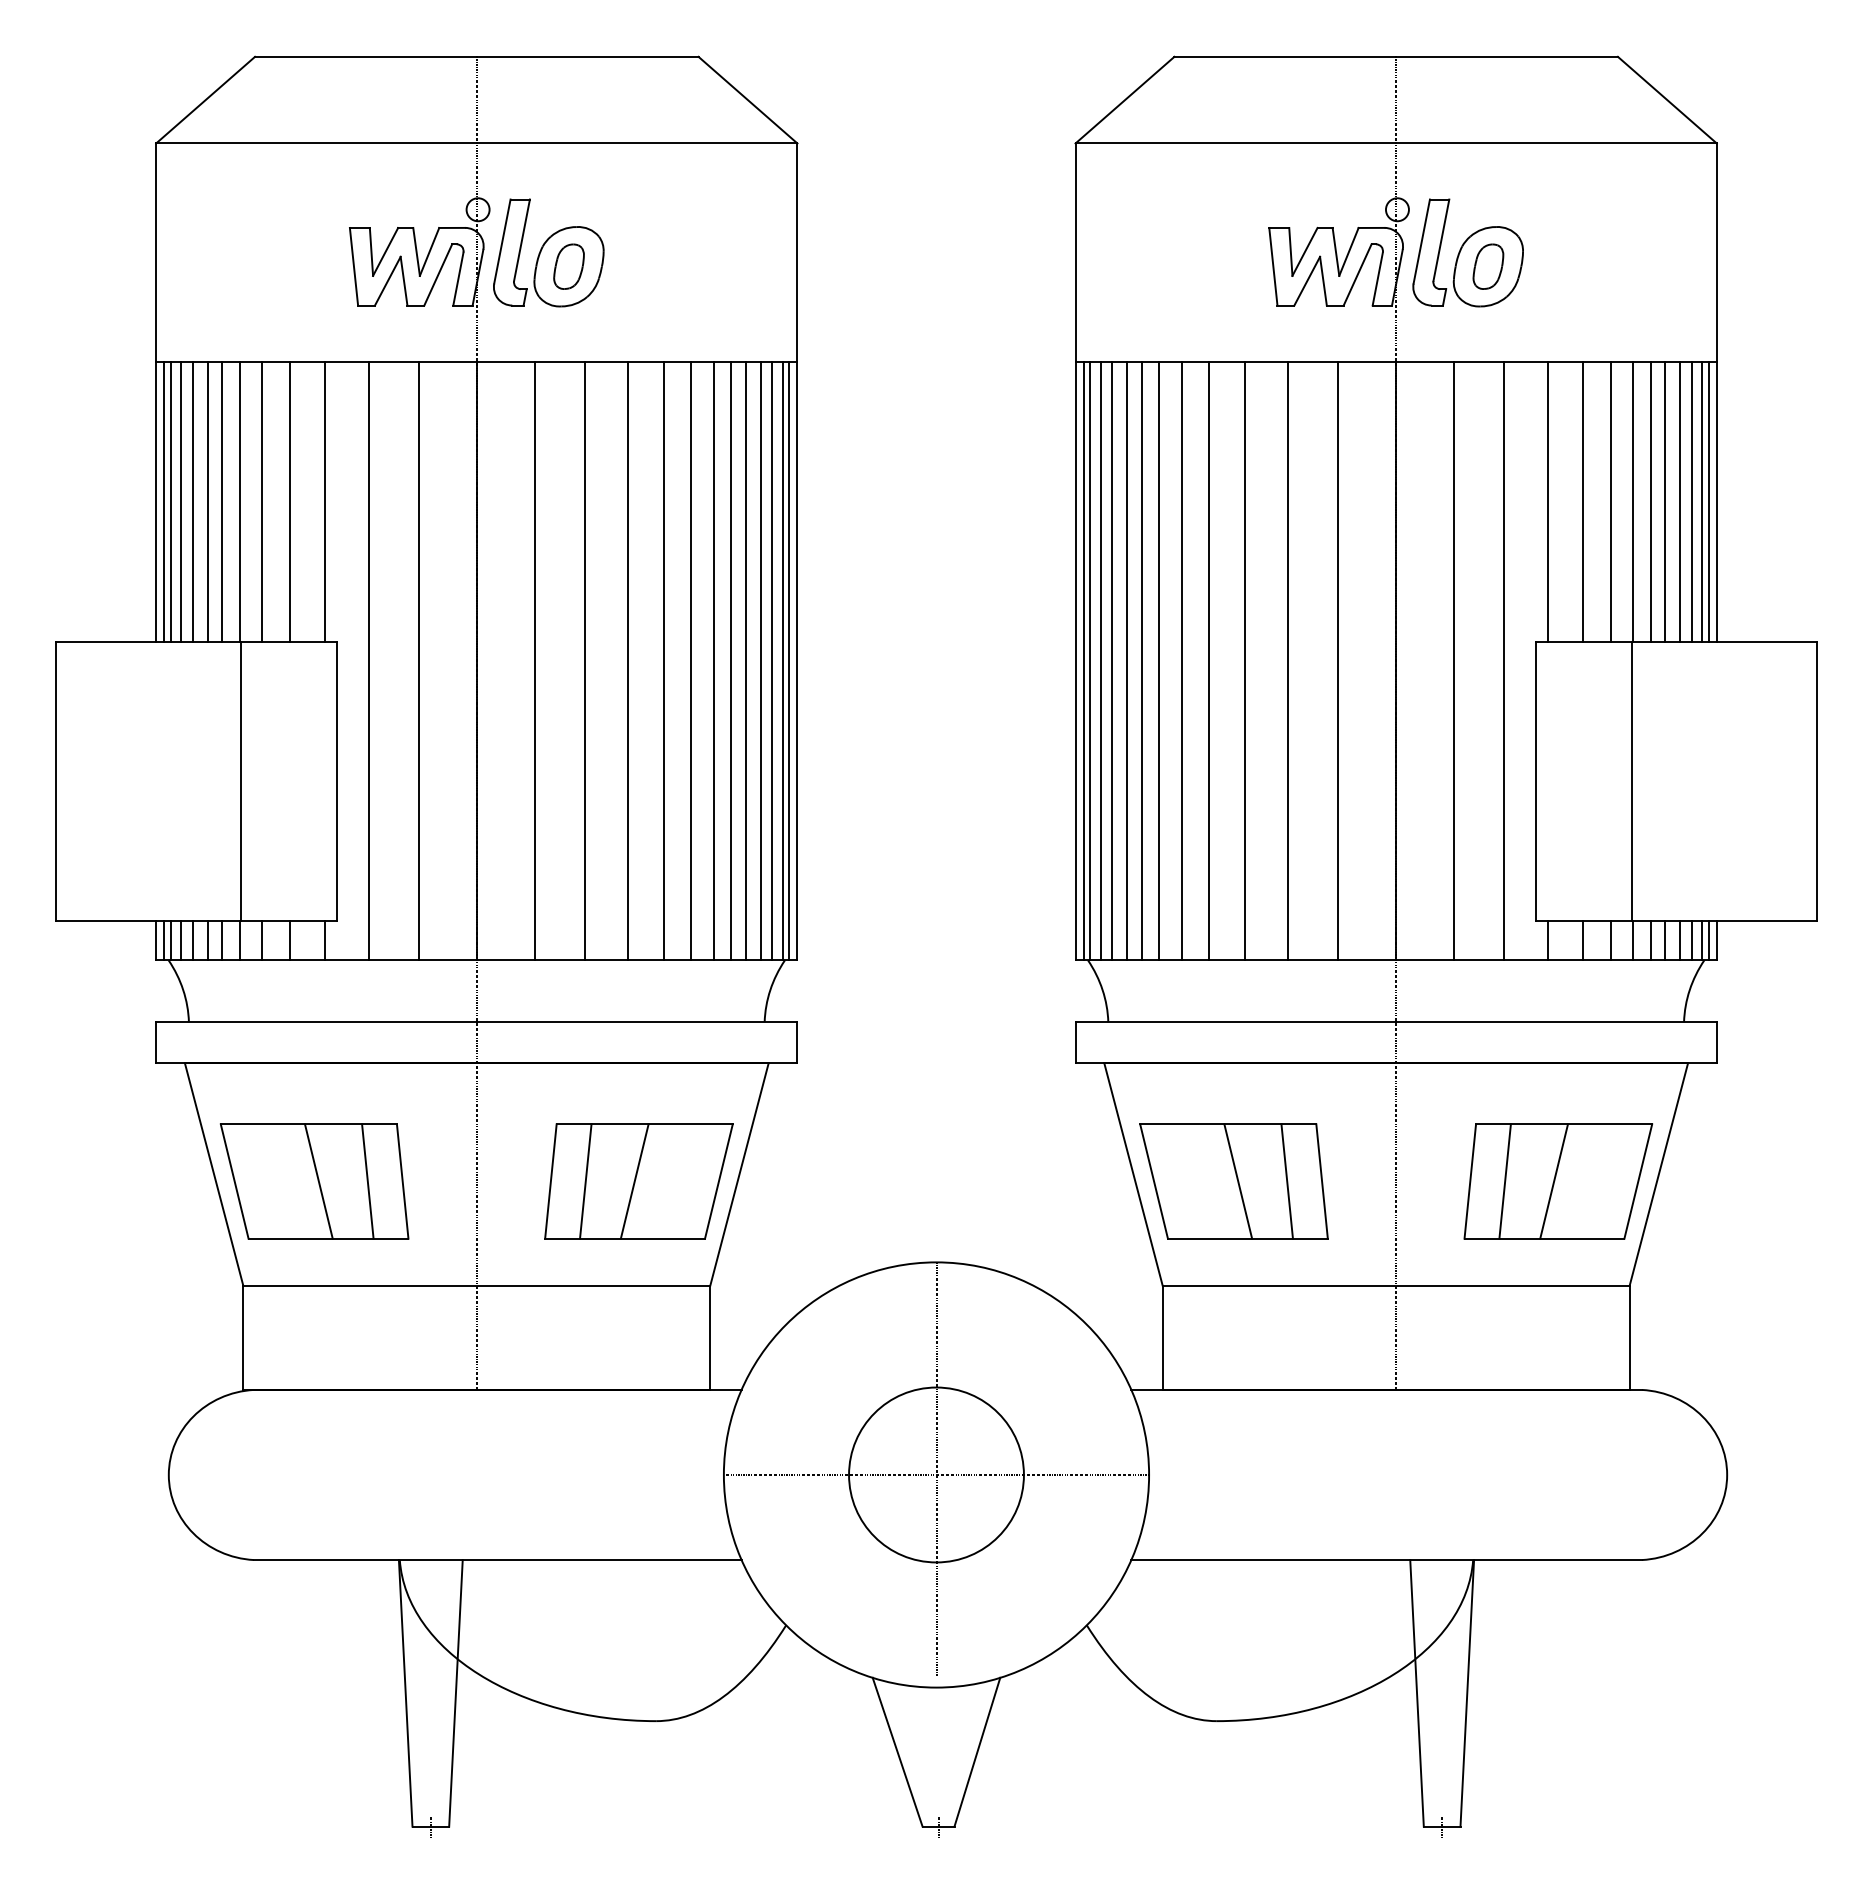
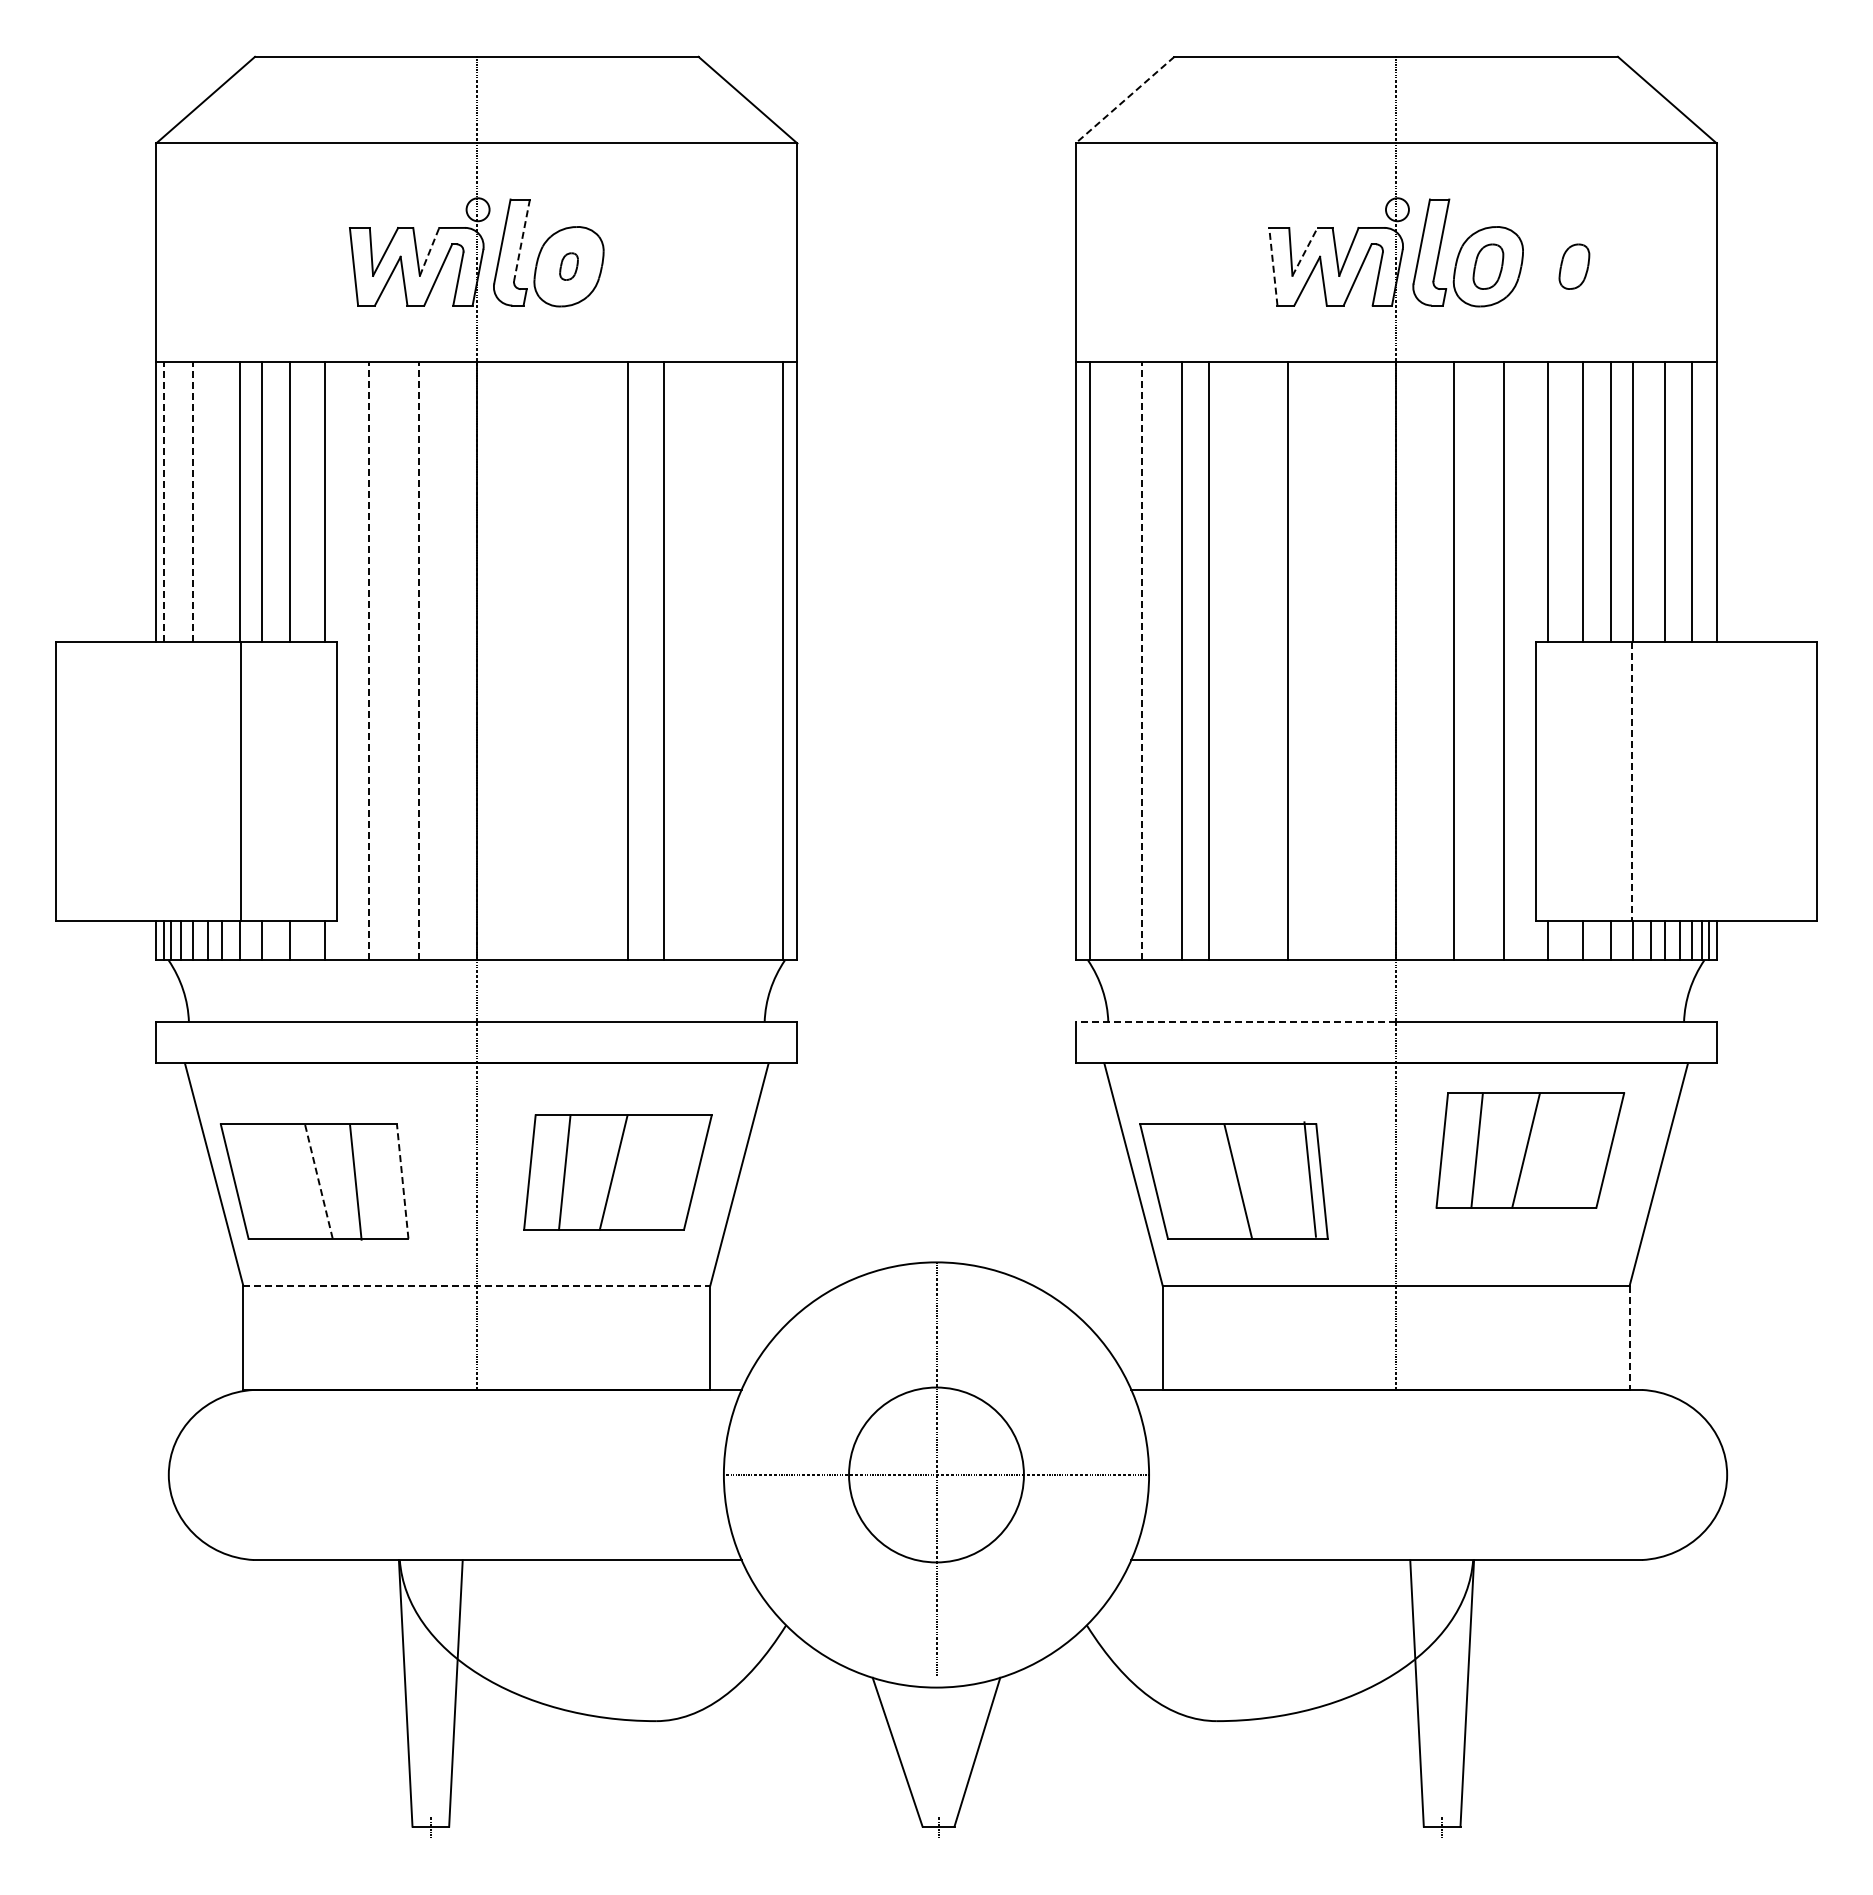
line: solid -> dashed (1124, 100)
line: solid -> dashed (521, 240)
line: solid -> dashed (429, 251)
line: solid -> dashed (1305, 251)
part size: 32x47 px -> 20x29 px (568, 266)
line: solid -> dashed (1273, 266)
part: none -> present (1574, 266)
line: solid -> dashed (164, 501)
line: present -> none (170, 501)
line: present -> none (181, 501)
line: solid -> dashed (192, 501)
line: present -> none (207, 501)
line: present -> none (222, 501)
line: present -> none (1650, 501)
line: present -> none (1680, 501)
line: present -> none (1702, 501)
line: present -> none (1708, 501)
line: solid -> dashed (368, 660)
line: solid -> dashed (418, 660)
line: present -> none (534, 660)
line: present -> none (691, 660)
line: present -> none (713, 660)
line: present -> none (731, 660)
line: present -> none (745, 660)
line: present -> none (761, 660)
line: present -> none (772, 660)
line: present -> none (789, 660)
line: present -> none (1083, 660)
line: present -> none (1100, 660)
line: present -> none (1111, 660)
line: present -> none (1127, 660)
line: solid -> dashed (1141, 660)
line: present -> none (1159, 660)
line: present -> none (1244, 660)
line: present -> none (1338, 660)
line: present -> none (584, 661)
line: solid -> dashed (1632, 782)
line: solid -> dashed (1235, 1022)
line: solid -> dashed (318, 1181)
line position: (367, 1181) -> (355, 1182) (355, 1182)
line: solid -> dashed (402, 1181)
part position: (638, 1181) -> (617, 1172) (617, 1172)
line position: (1286, 1181) -> (1309, 1179) (1309, 1179)
part position: (1558, 1181) -> (1530, 1150) (1530, 1150)
line: solid -> dashed (477, 1285)
line: solid -> dashed (1629, 1338)
